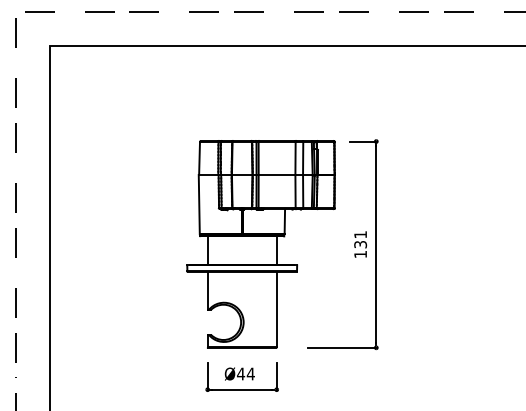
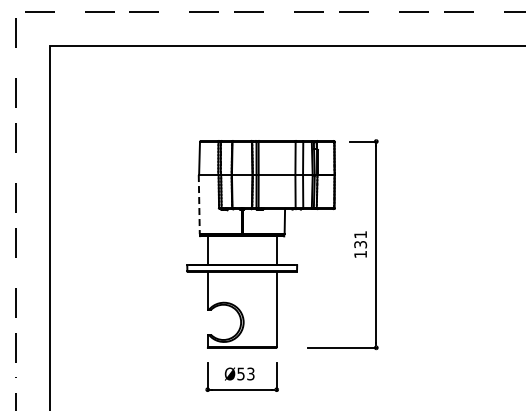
line: solid -> dashed (199, 204)
text: Ø44 -> Ø53 (245, 373)
